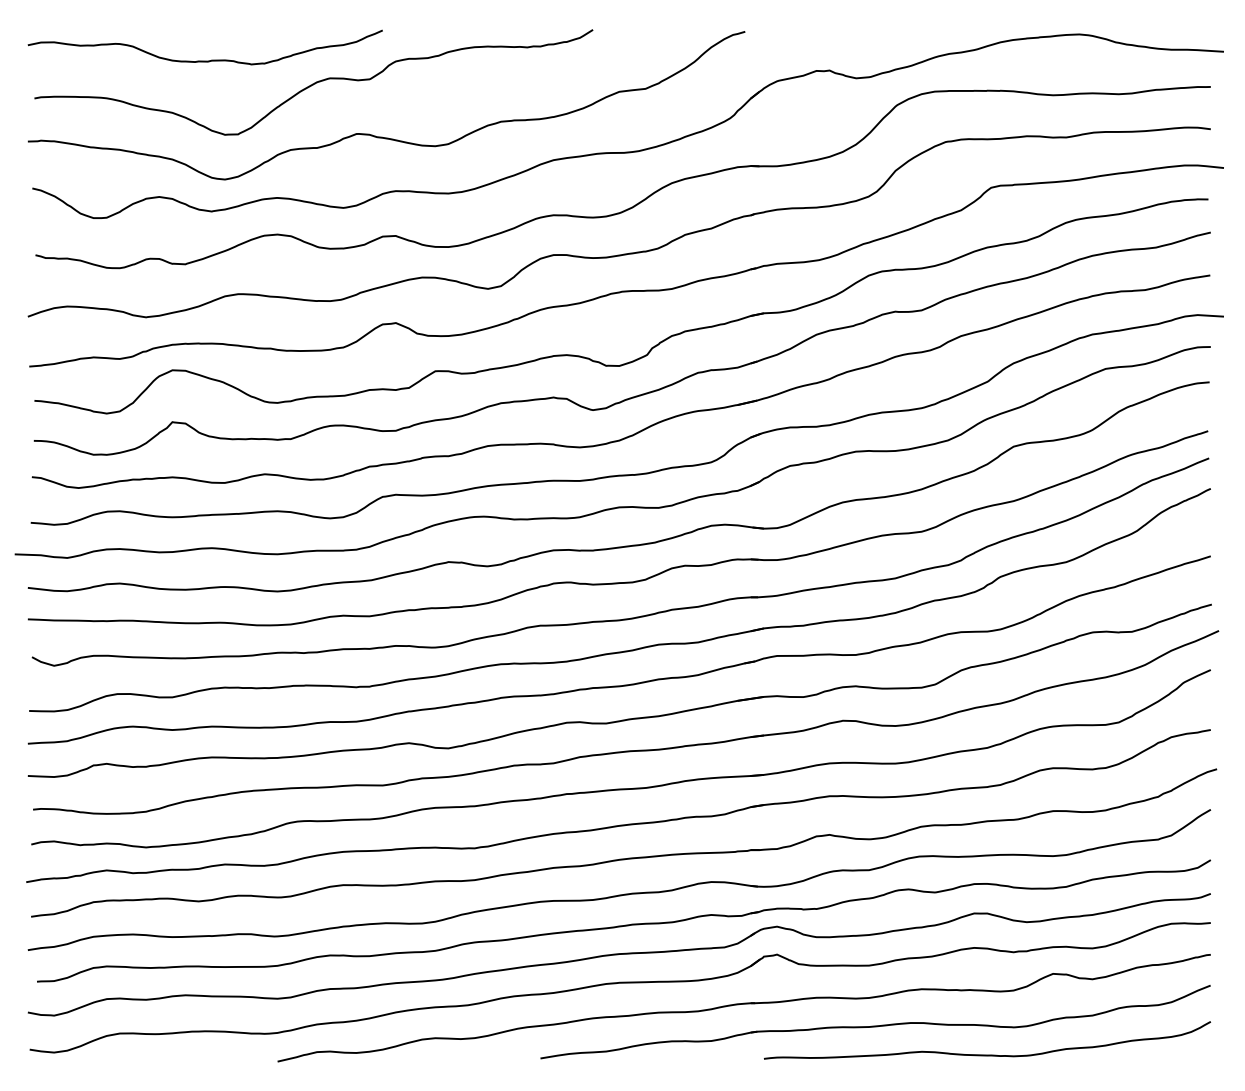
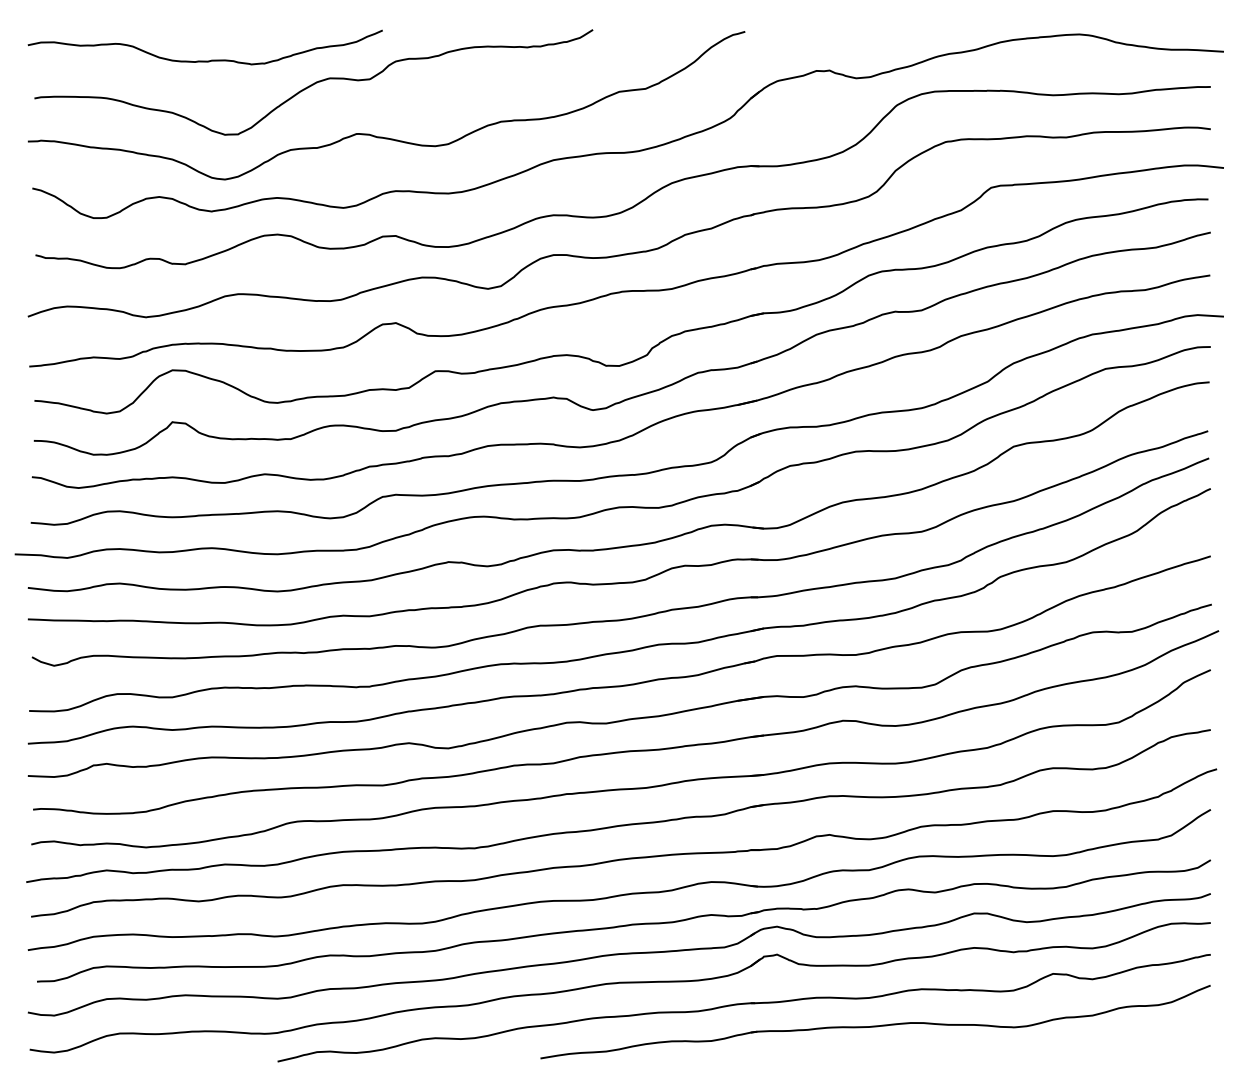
curve: present -> none (987, 1054)
